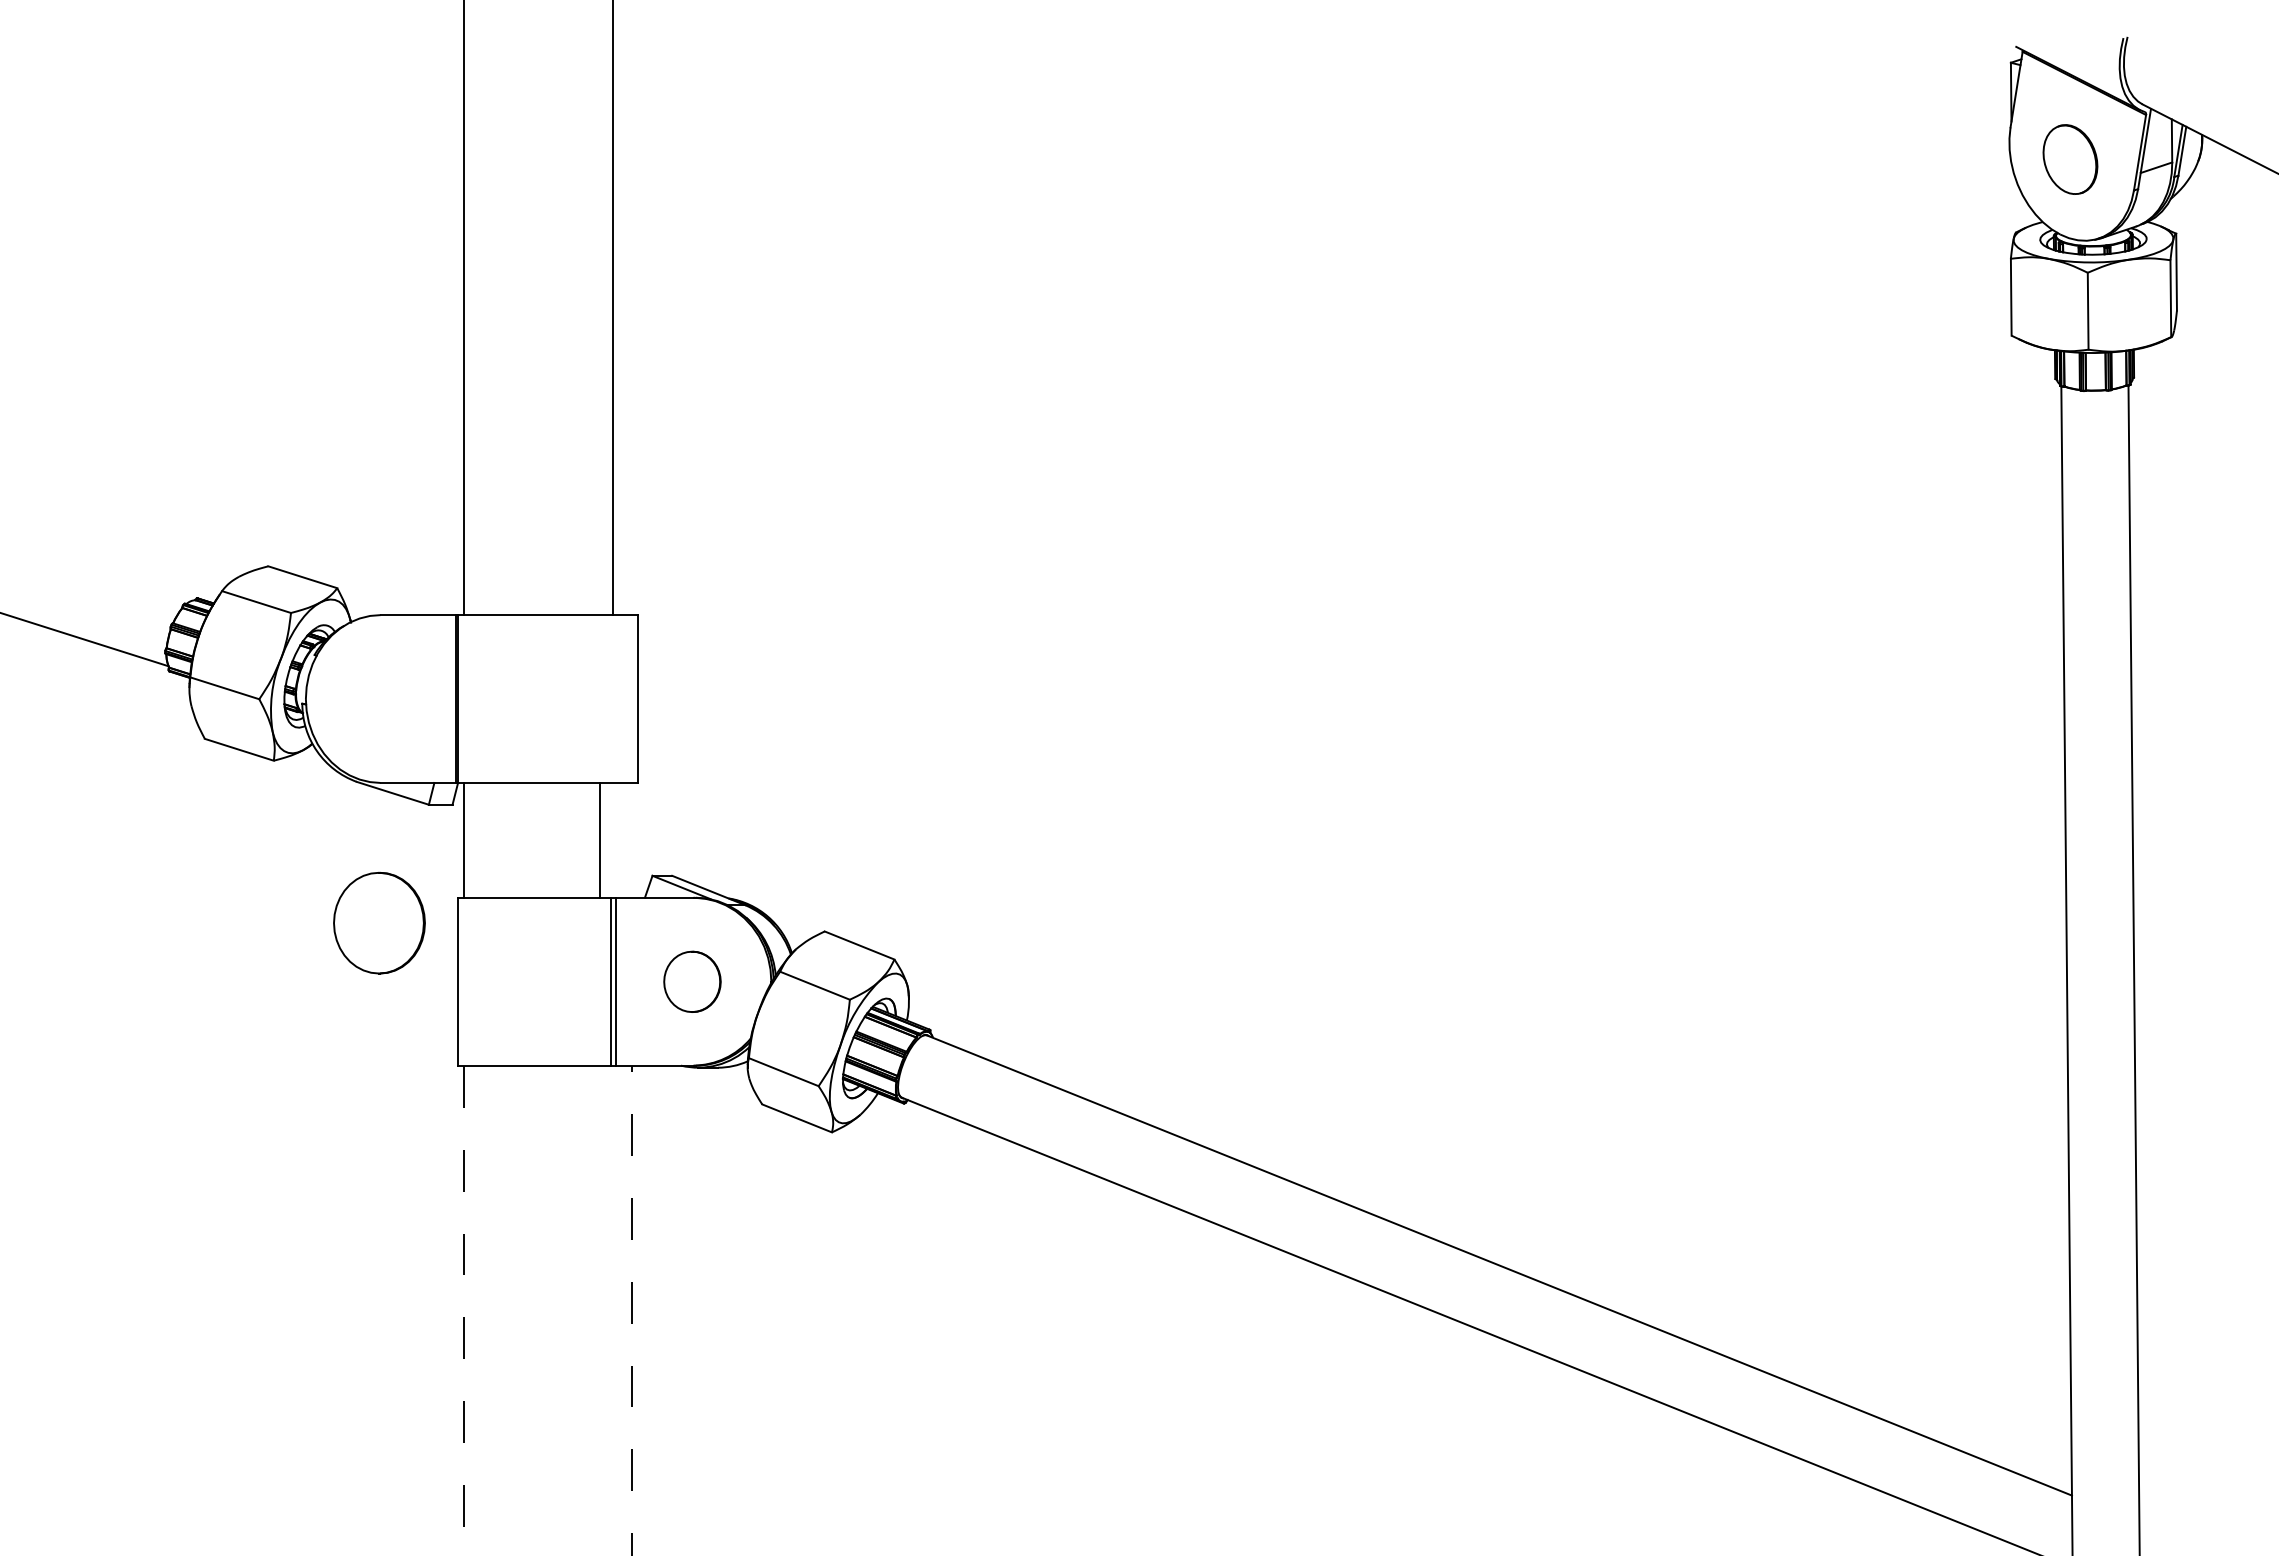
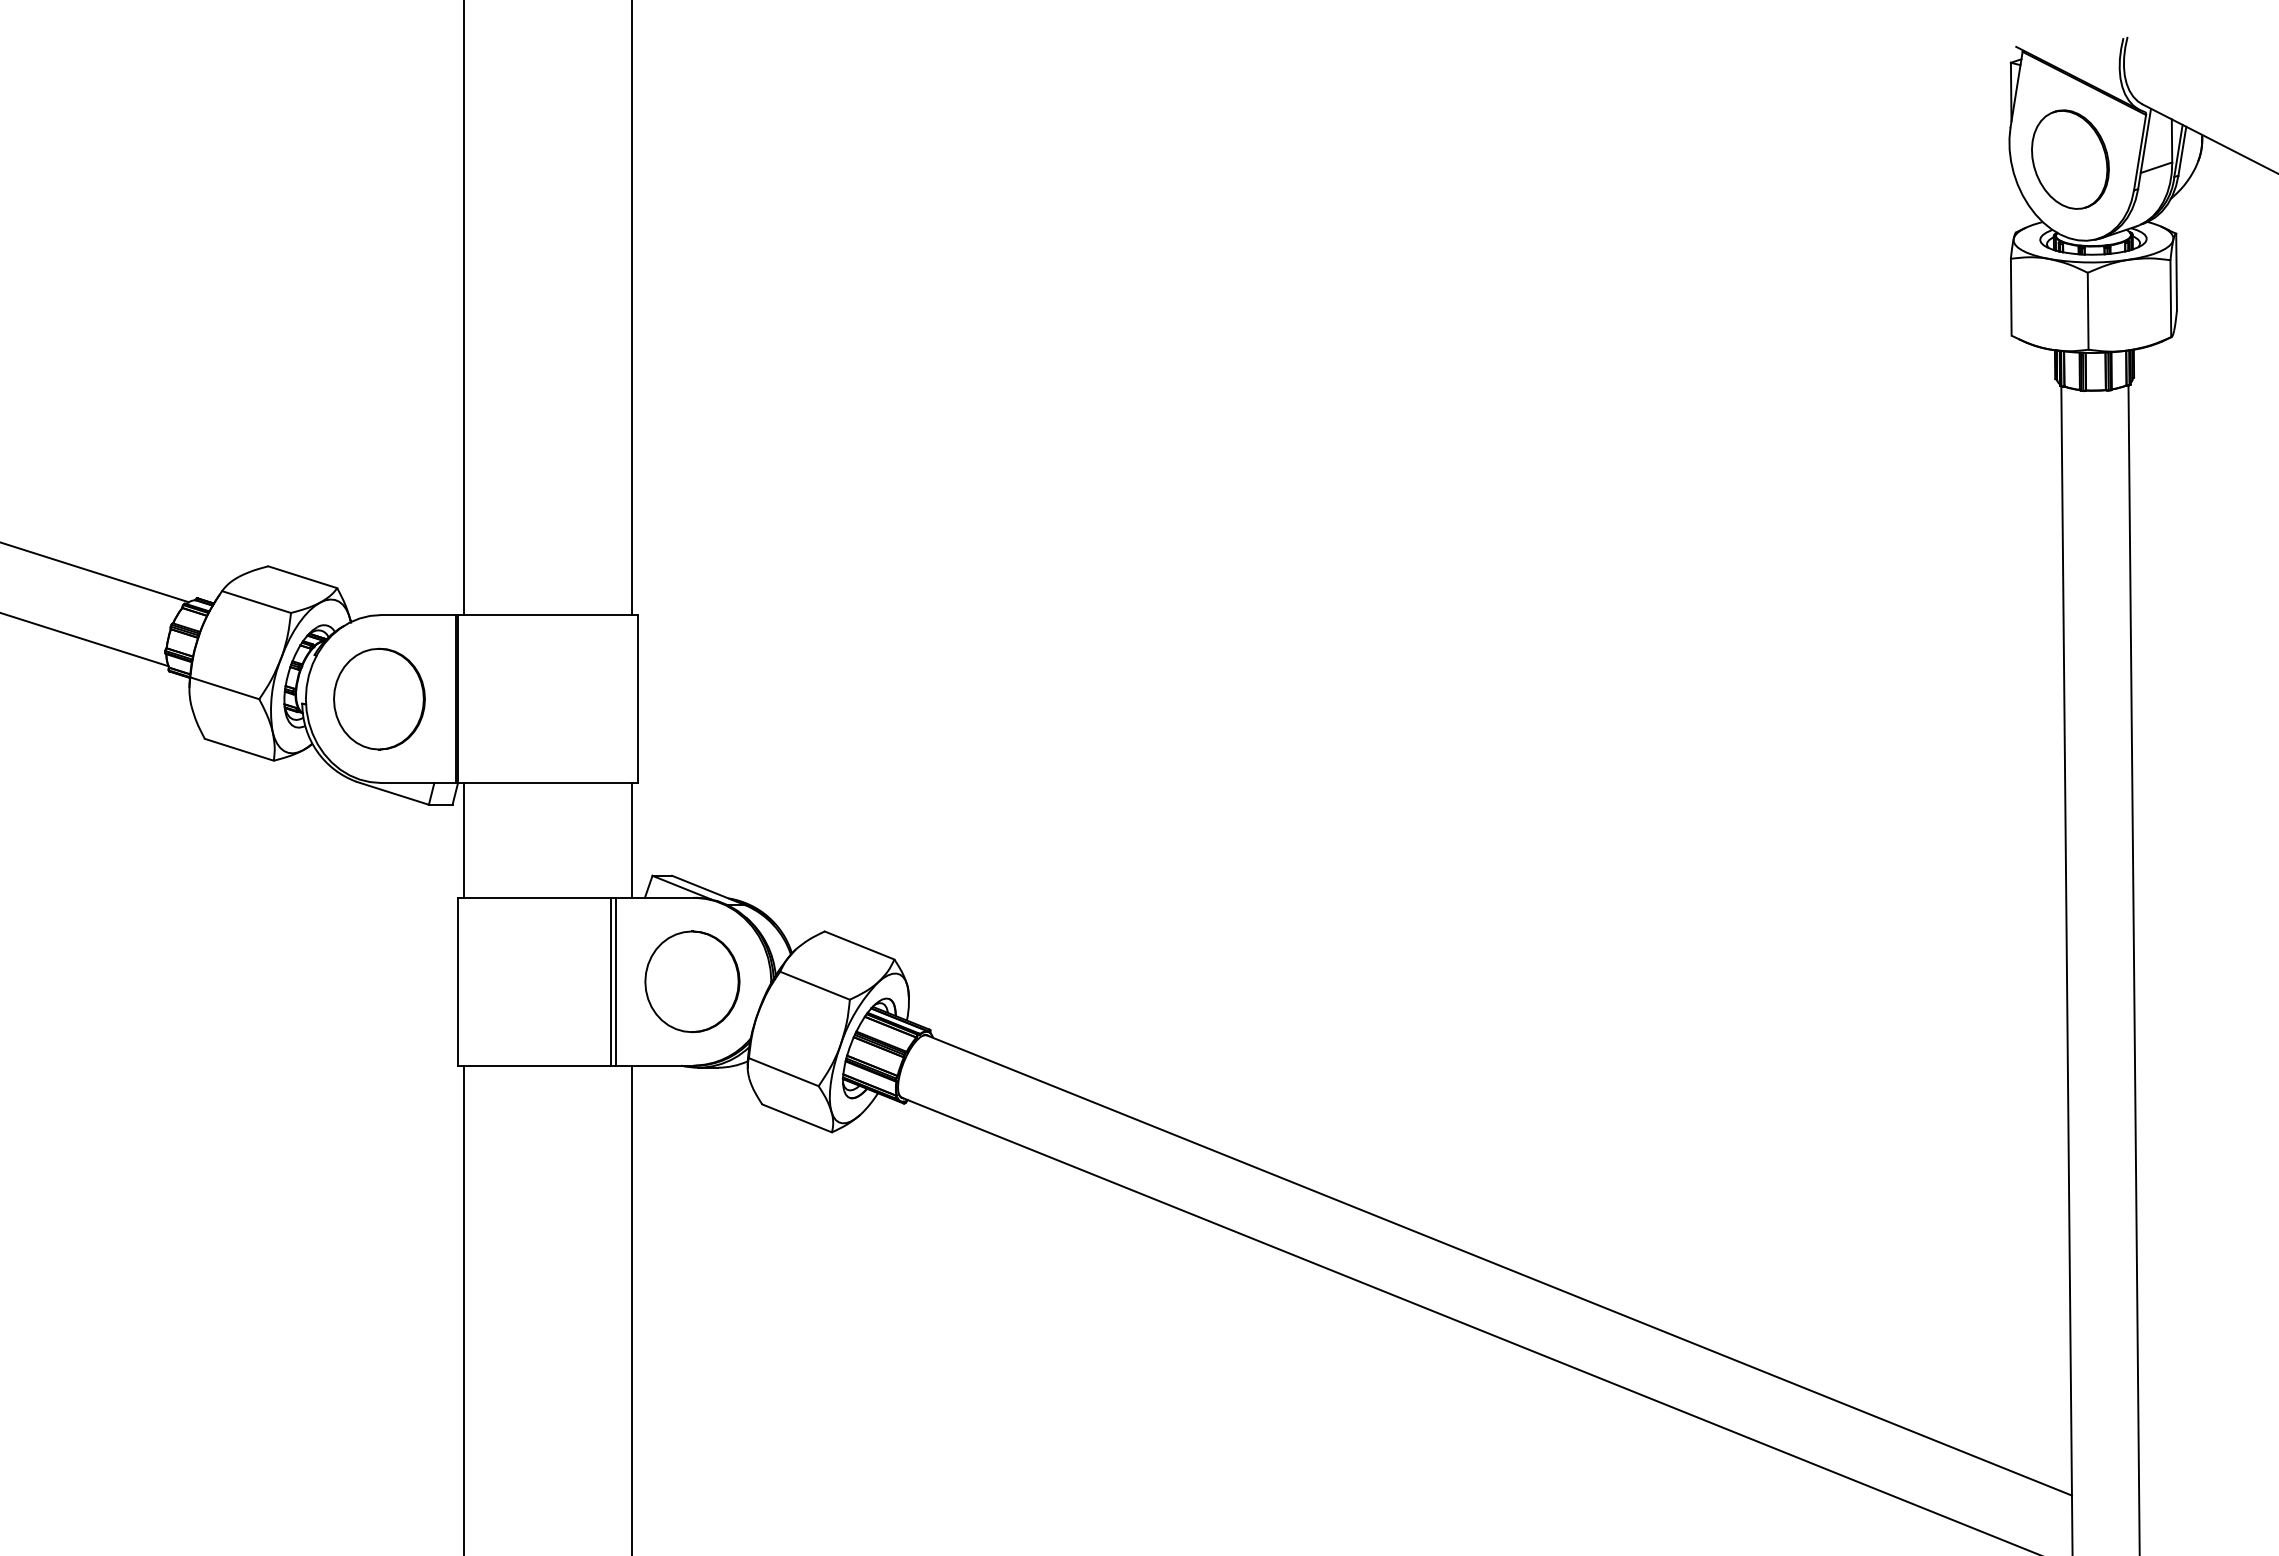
part size: 57x71 px -> 79x101 px (2070, 159)
line position: (613, 308) -> (632, 308) (632, 308)
line: none -> present (95, 572)
line position: (600, 839) -> (632, 839) (632, 839)
part position: (379, 923) -> (379, 699) (379, 699)
part size: 59x63 px -> 97x104 px (692, 981)
line: dashed -> solid (464, 1310)
line: dashed -> solid (632, 1310)
